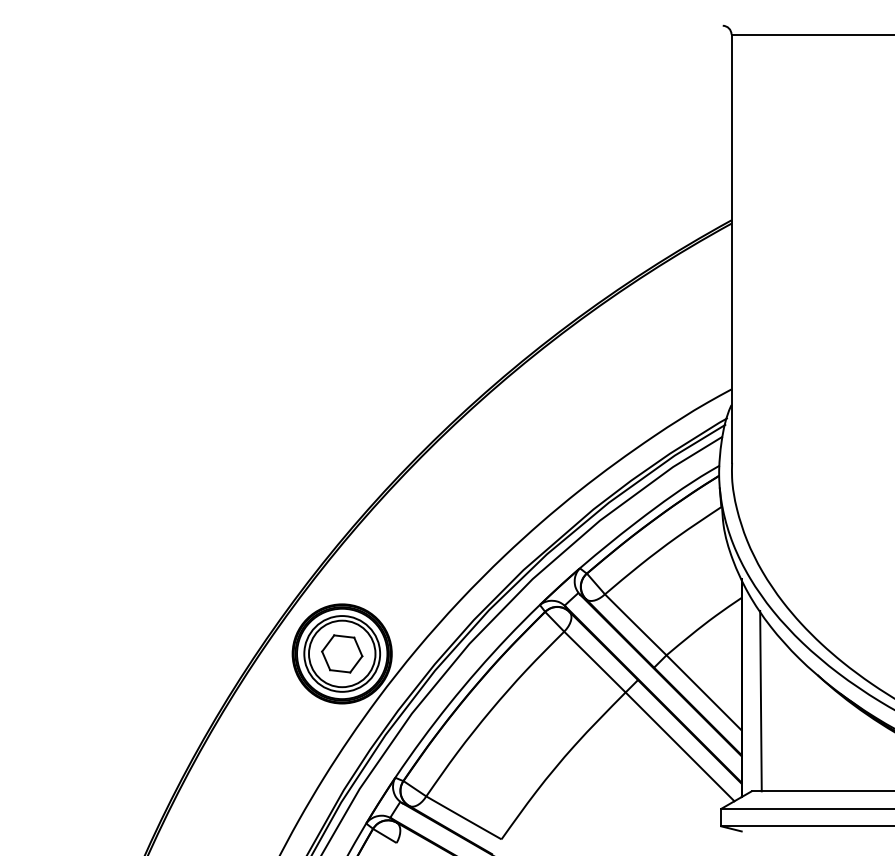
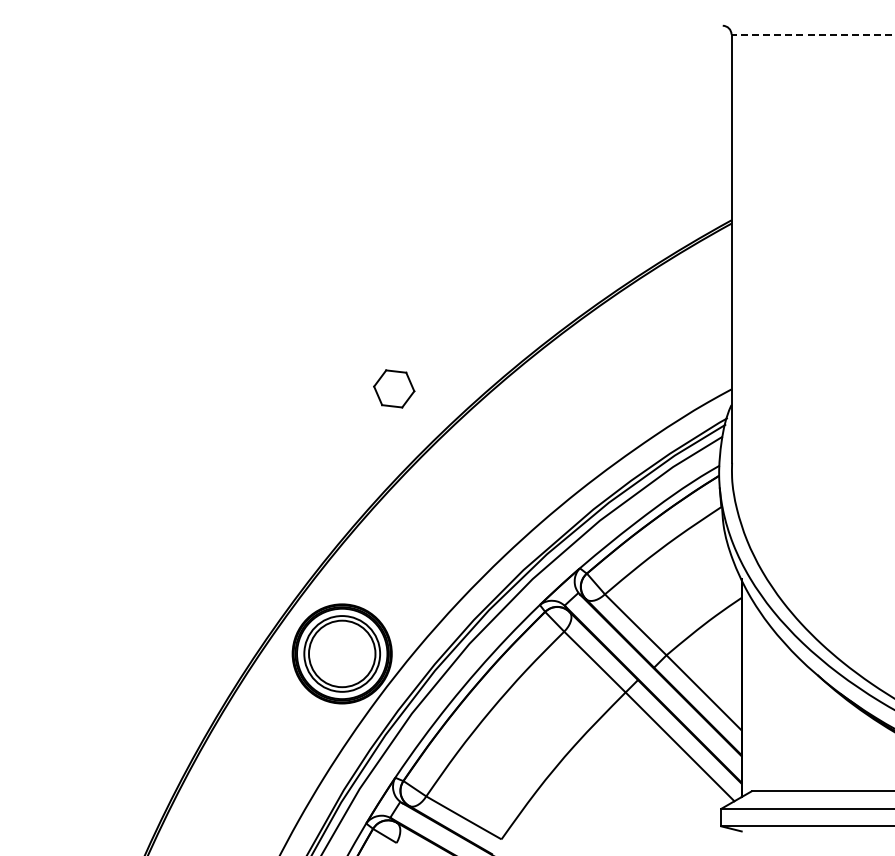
line: solid -> dashed (812, 34)
part position: (342, 653) -> (394, 388) (394, 388)
line: present -> none (760, 700)
